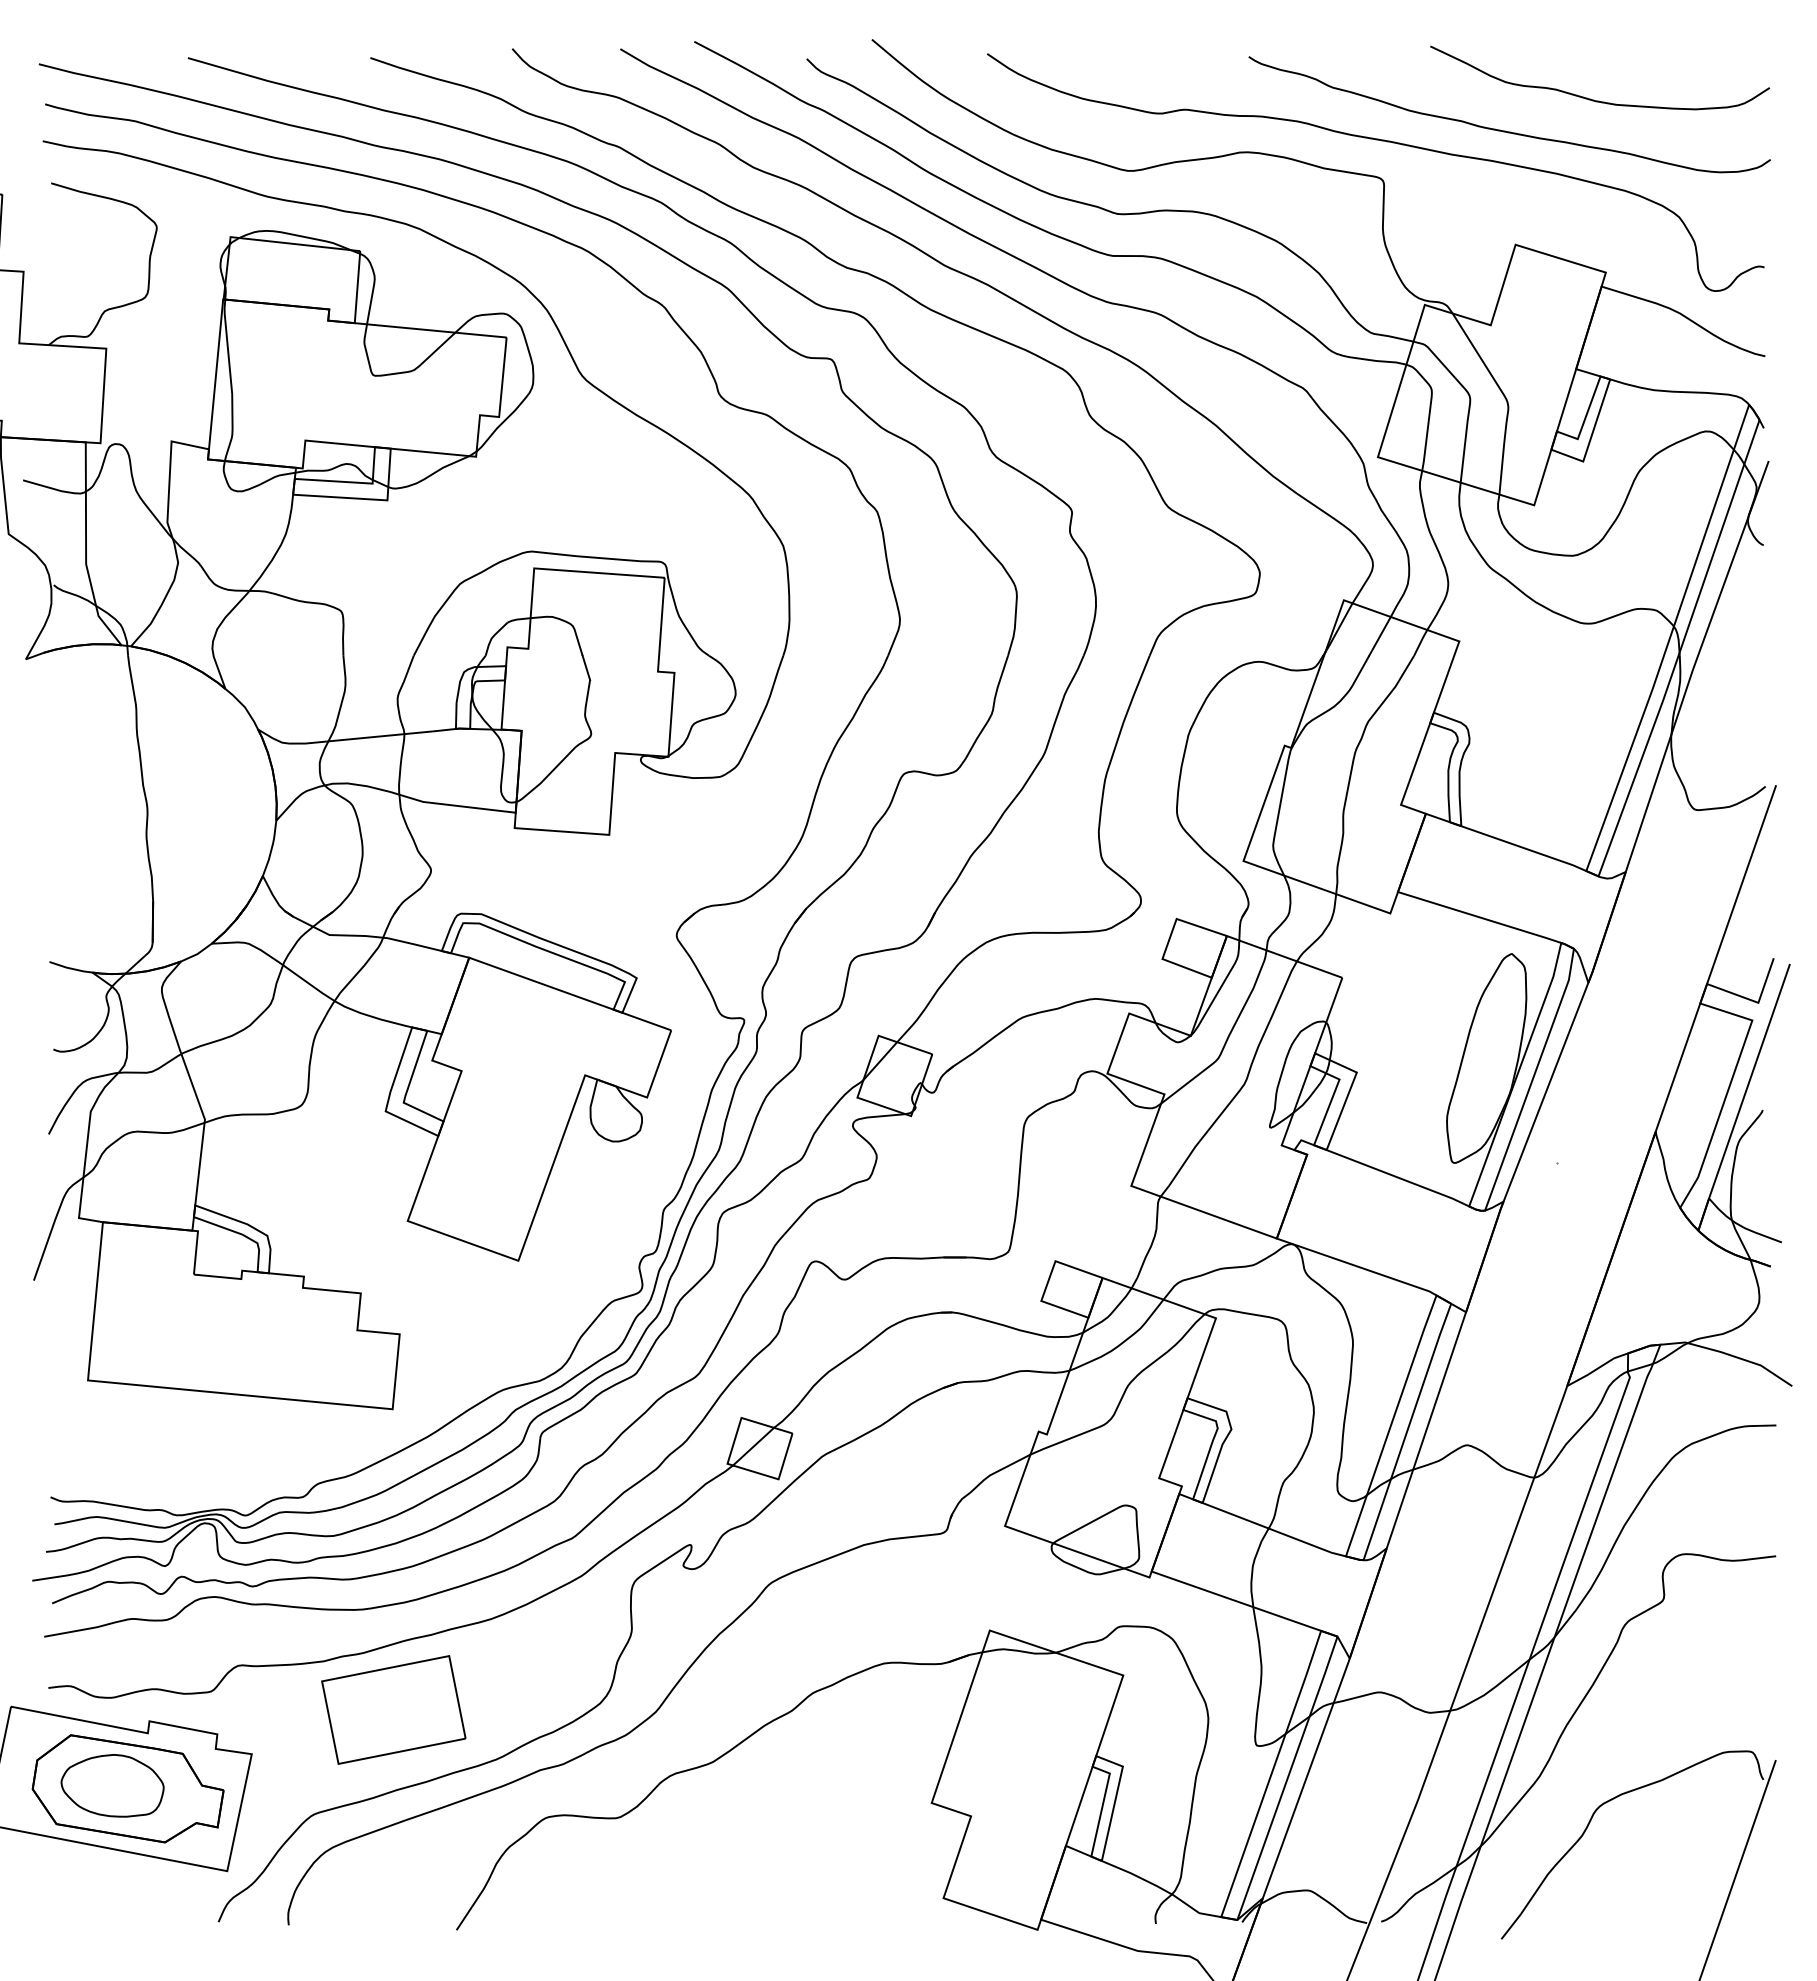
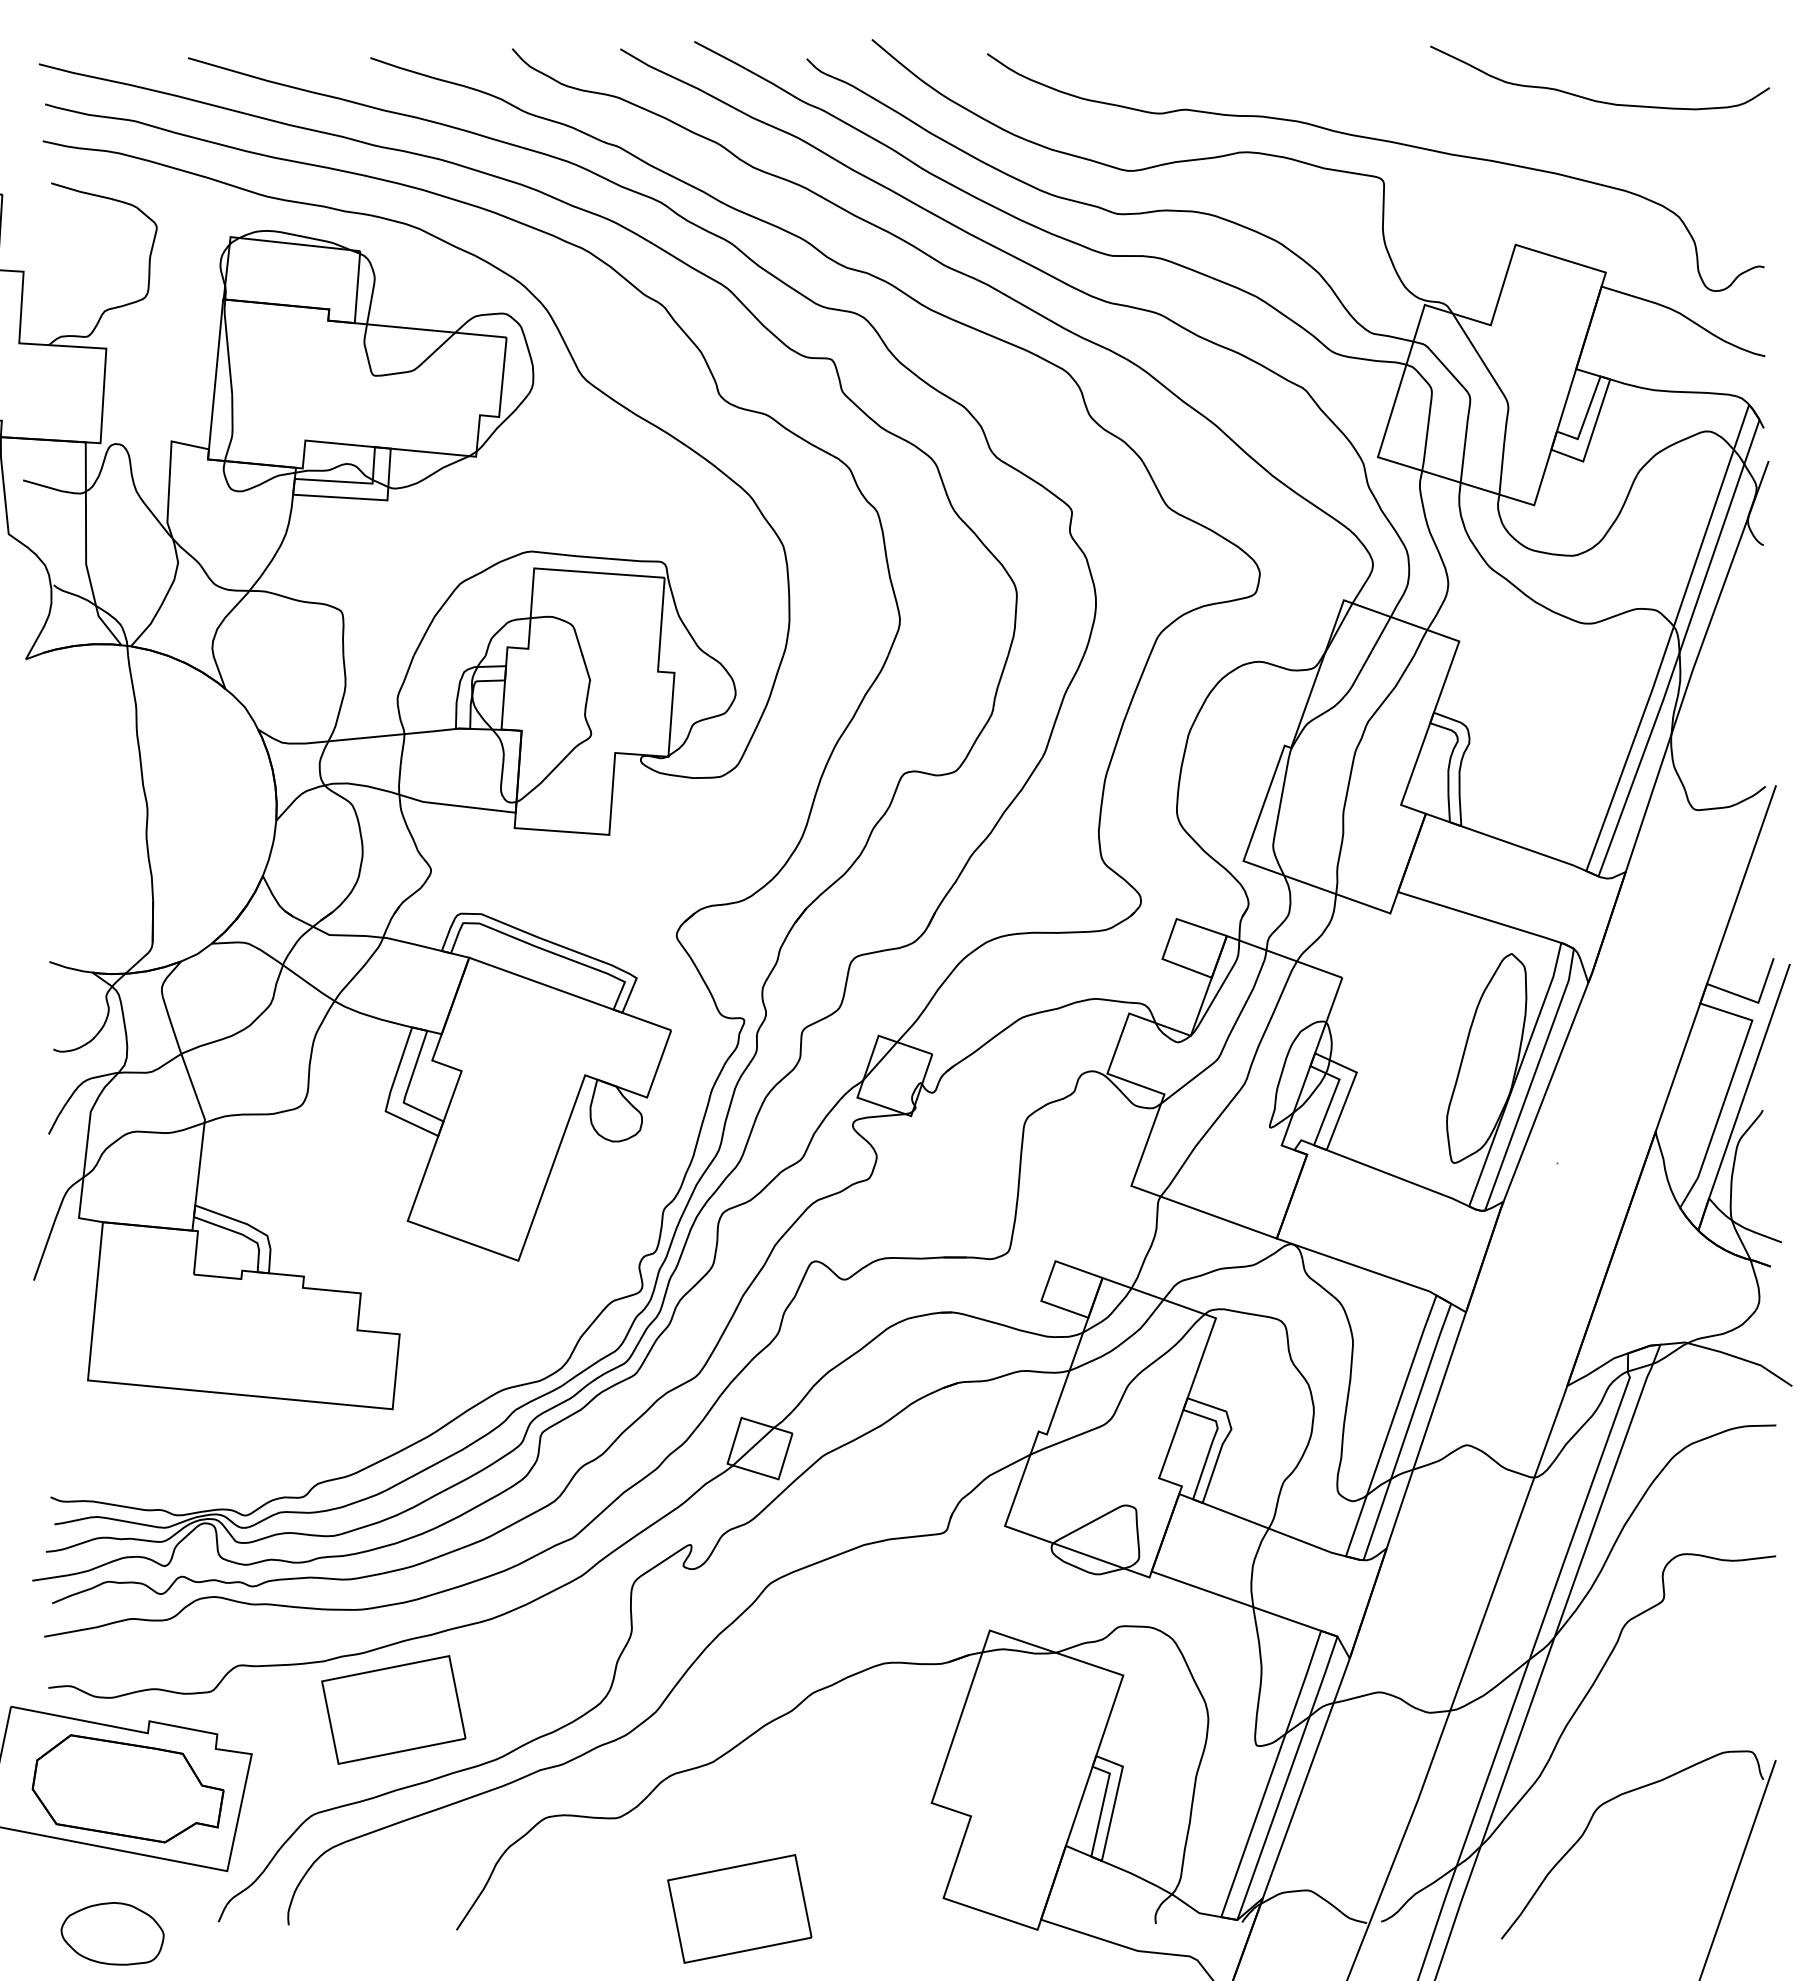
curve: present -> none (1505, 130)
part position: (112, 1785) -> (112, 1933) (112, 1933)
part: none -> present (739, 1908)
